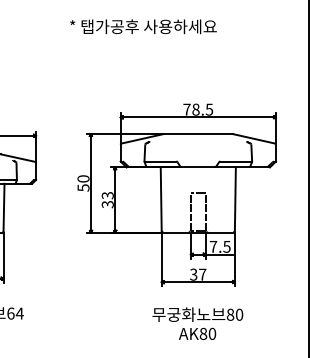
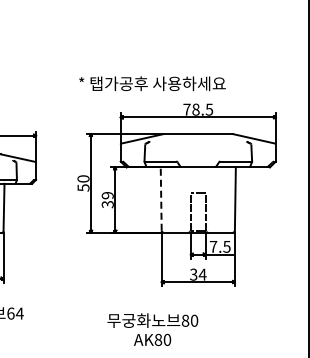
text position: (143, 26) -> (152, 83) (152, 83)
text: 33 -> 39 (107, 195)
line: solid -> dashed (161, 199)
text: 37 -> 34 (202, 274)
text position: (197, 323) -> (152, 329) (152, 329)
